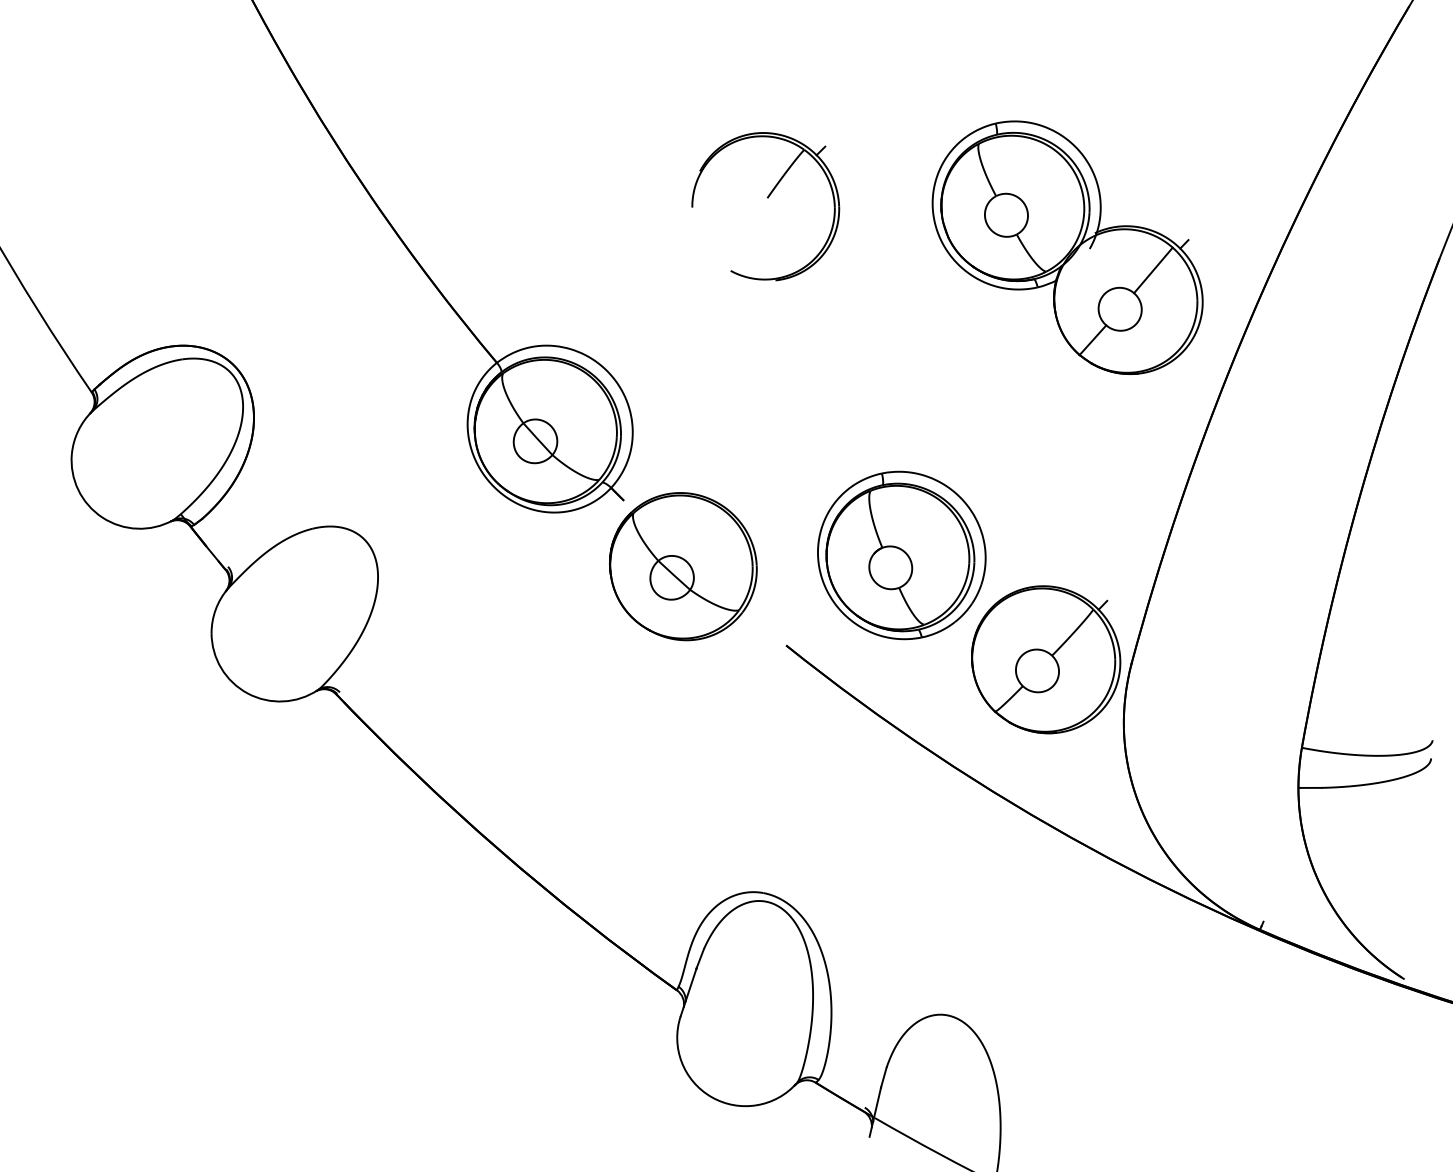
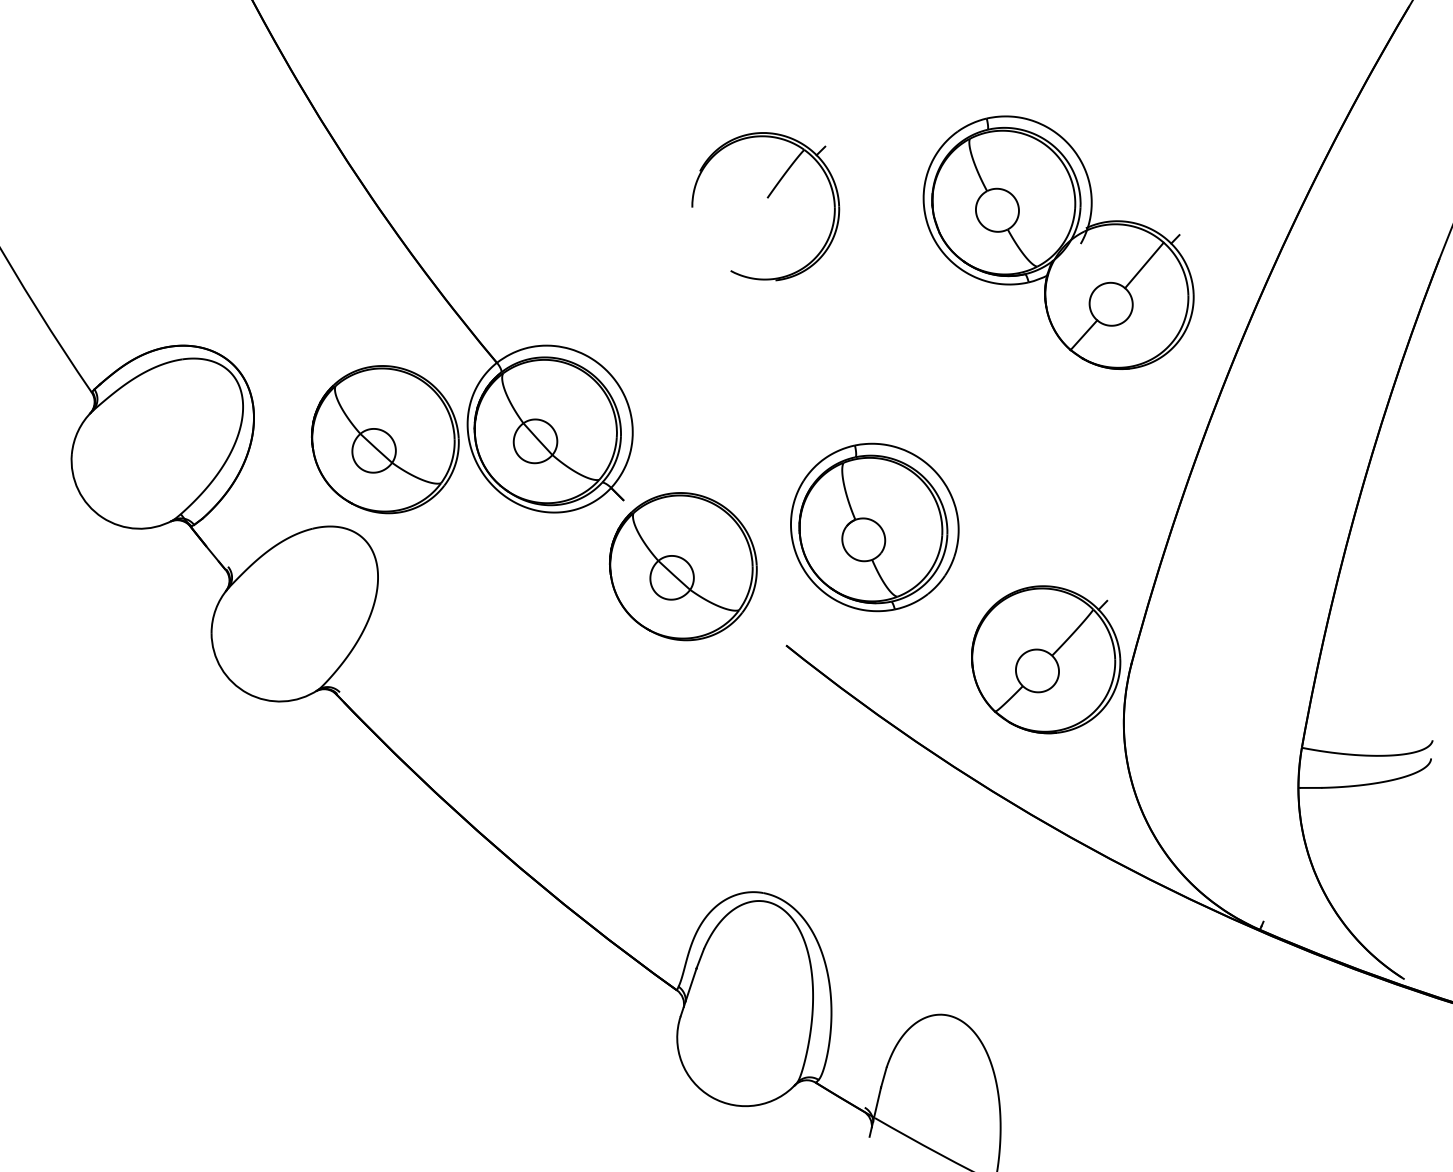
part position: (1067, 247) -> (1058, 242) (1058, 242)
part: none -> present (385, 439)
part position: (901, 555) -> (874, 527) (874, 527)
